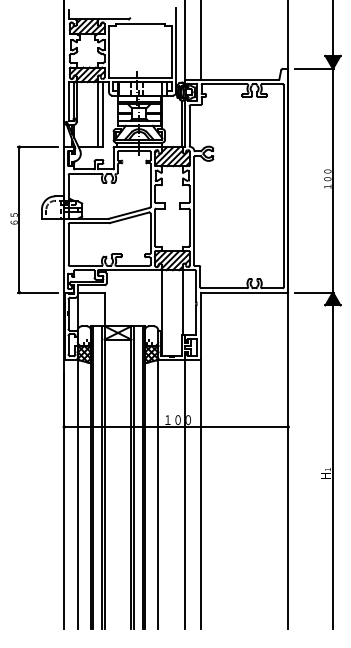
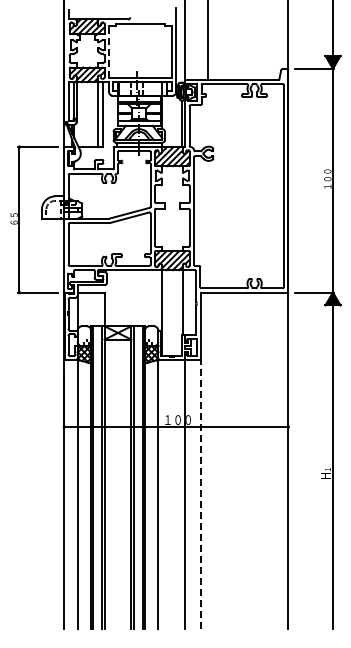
line position: (200, 40) -> (207, 40) (207, 40)
line: solid -> dashed (109, 51)
line: solid -> dashed (200, 493)
